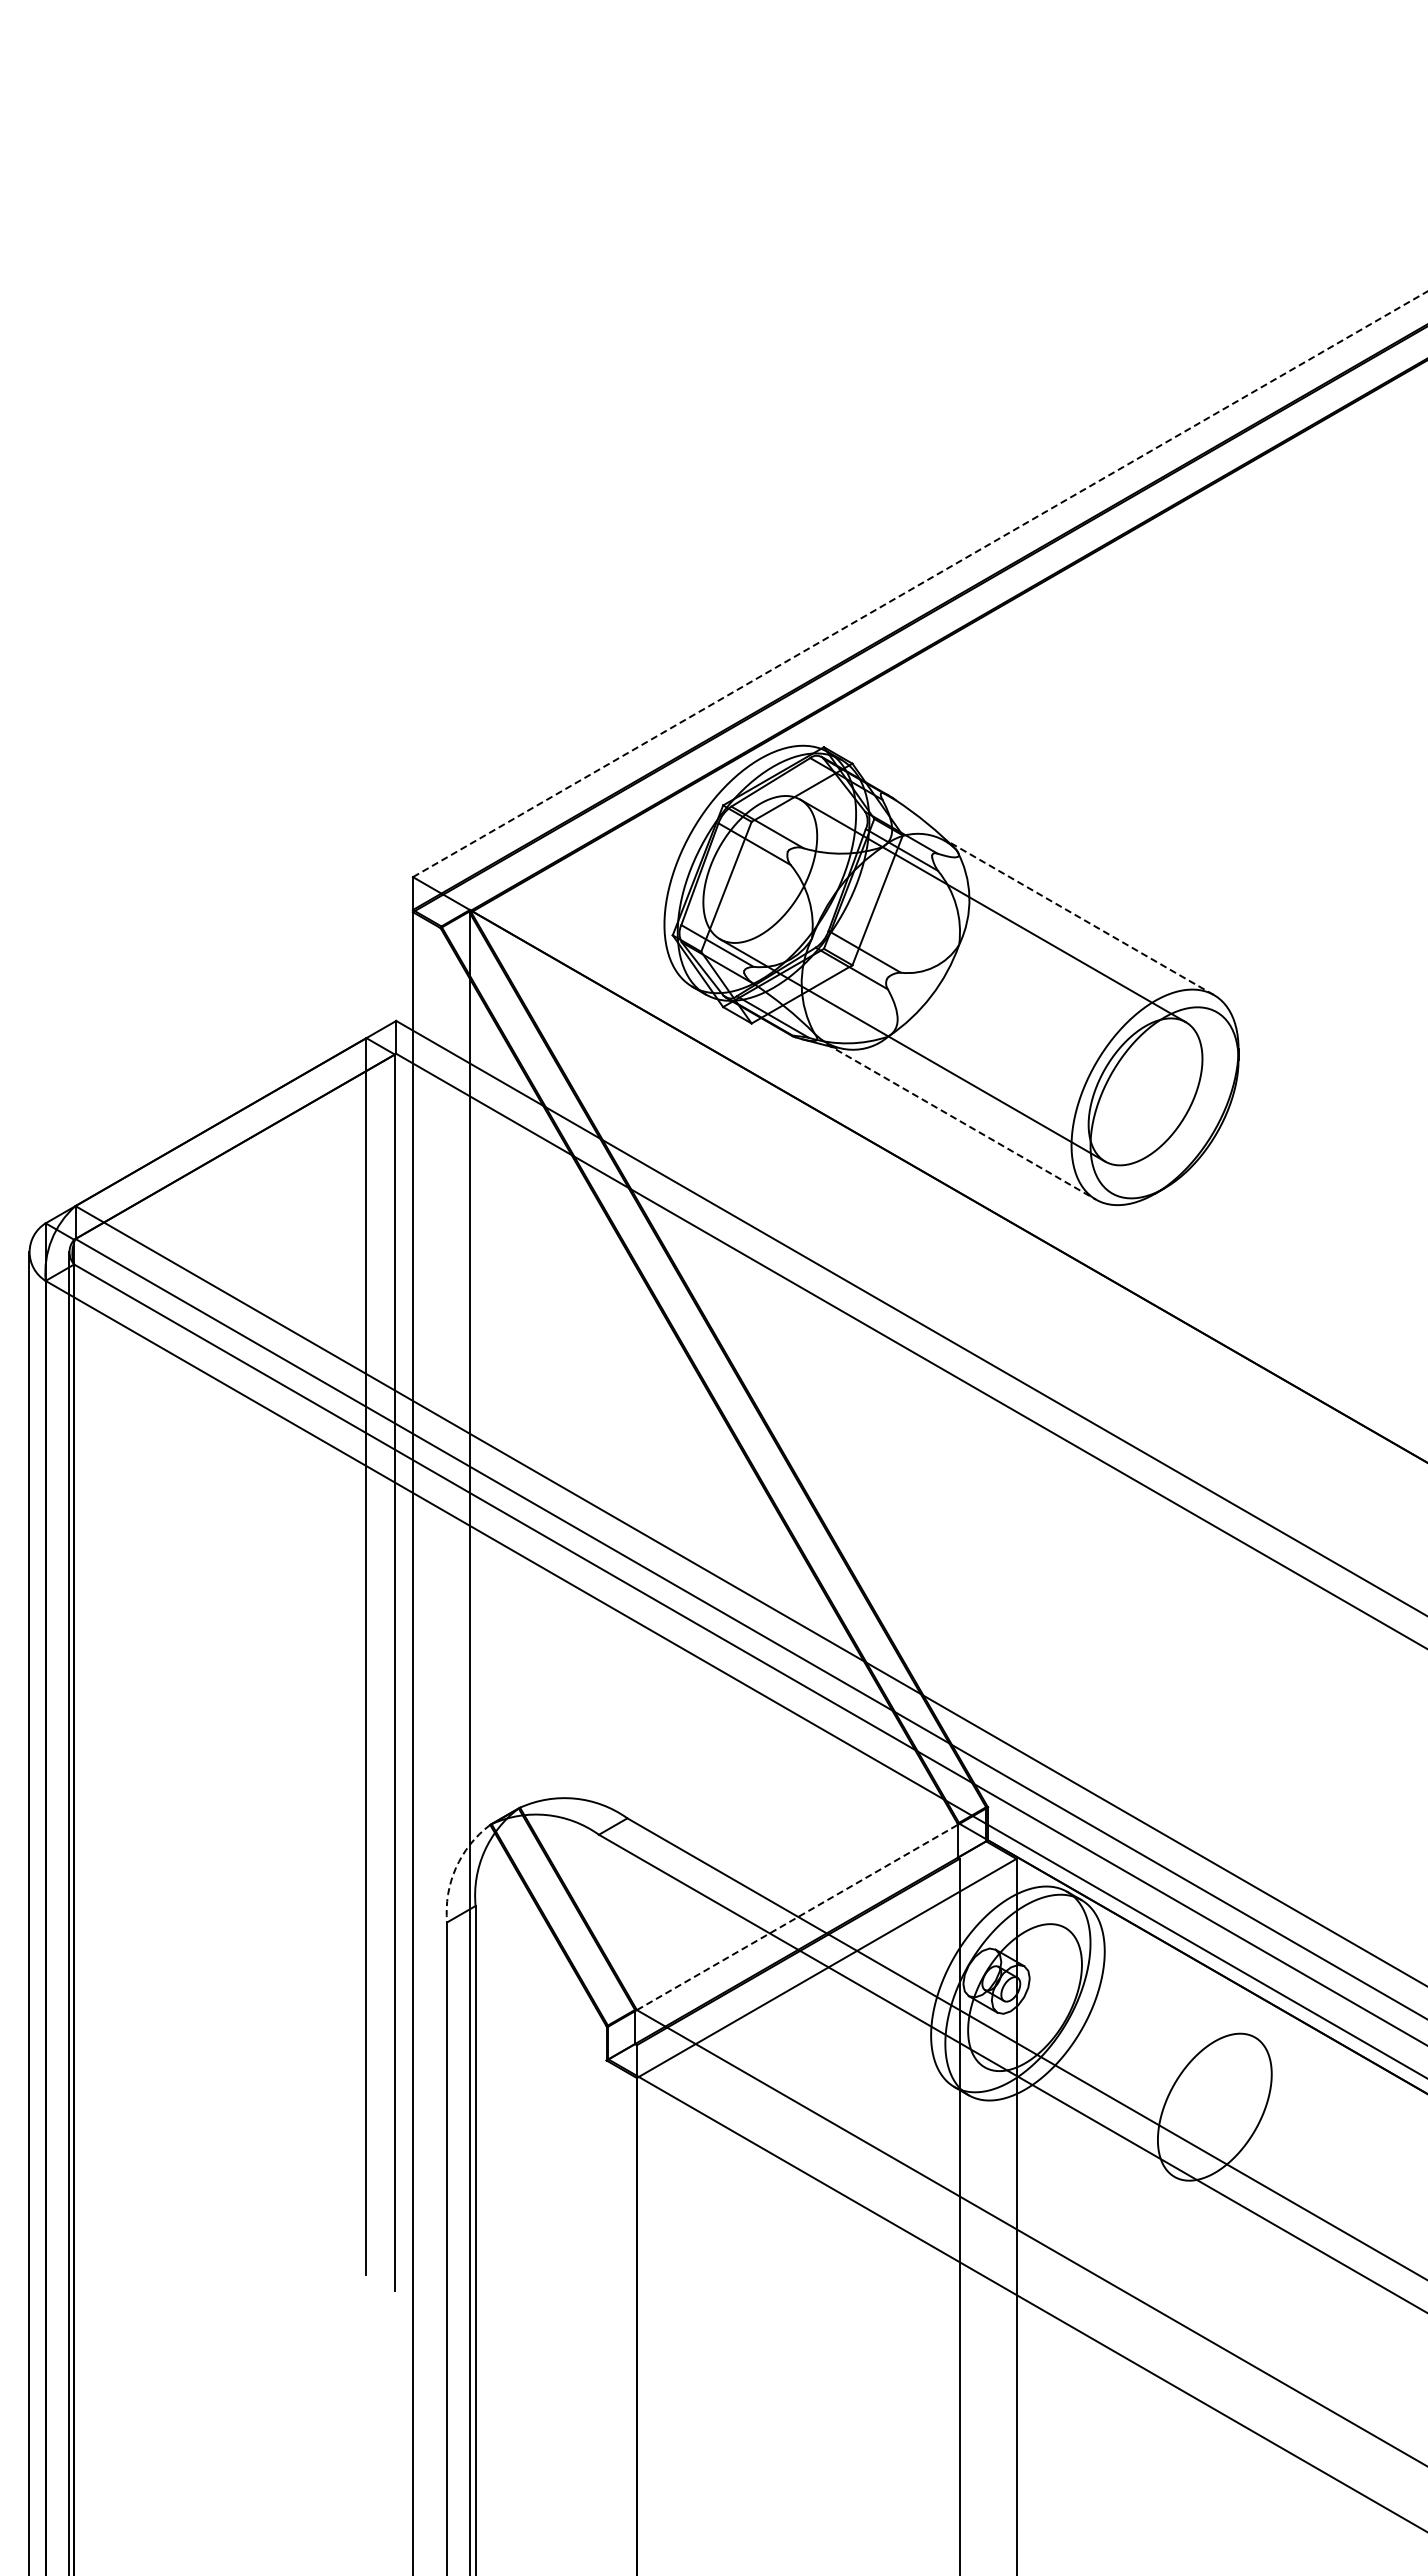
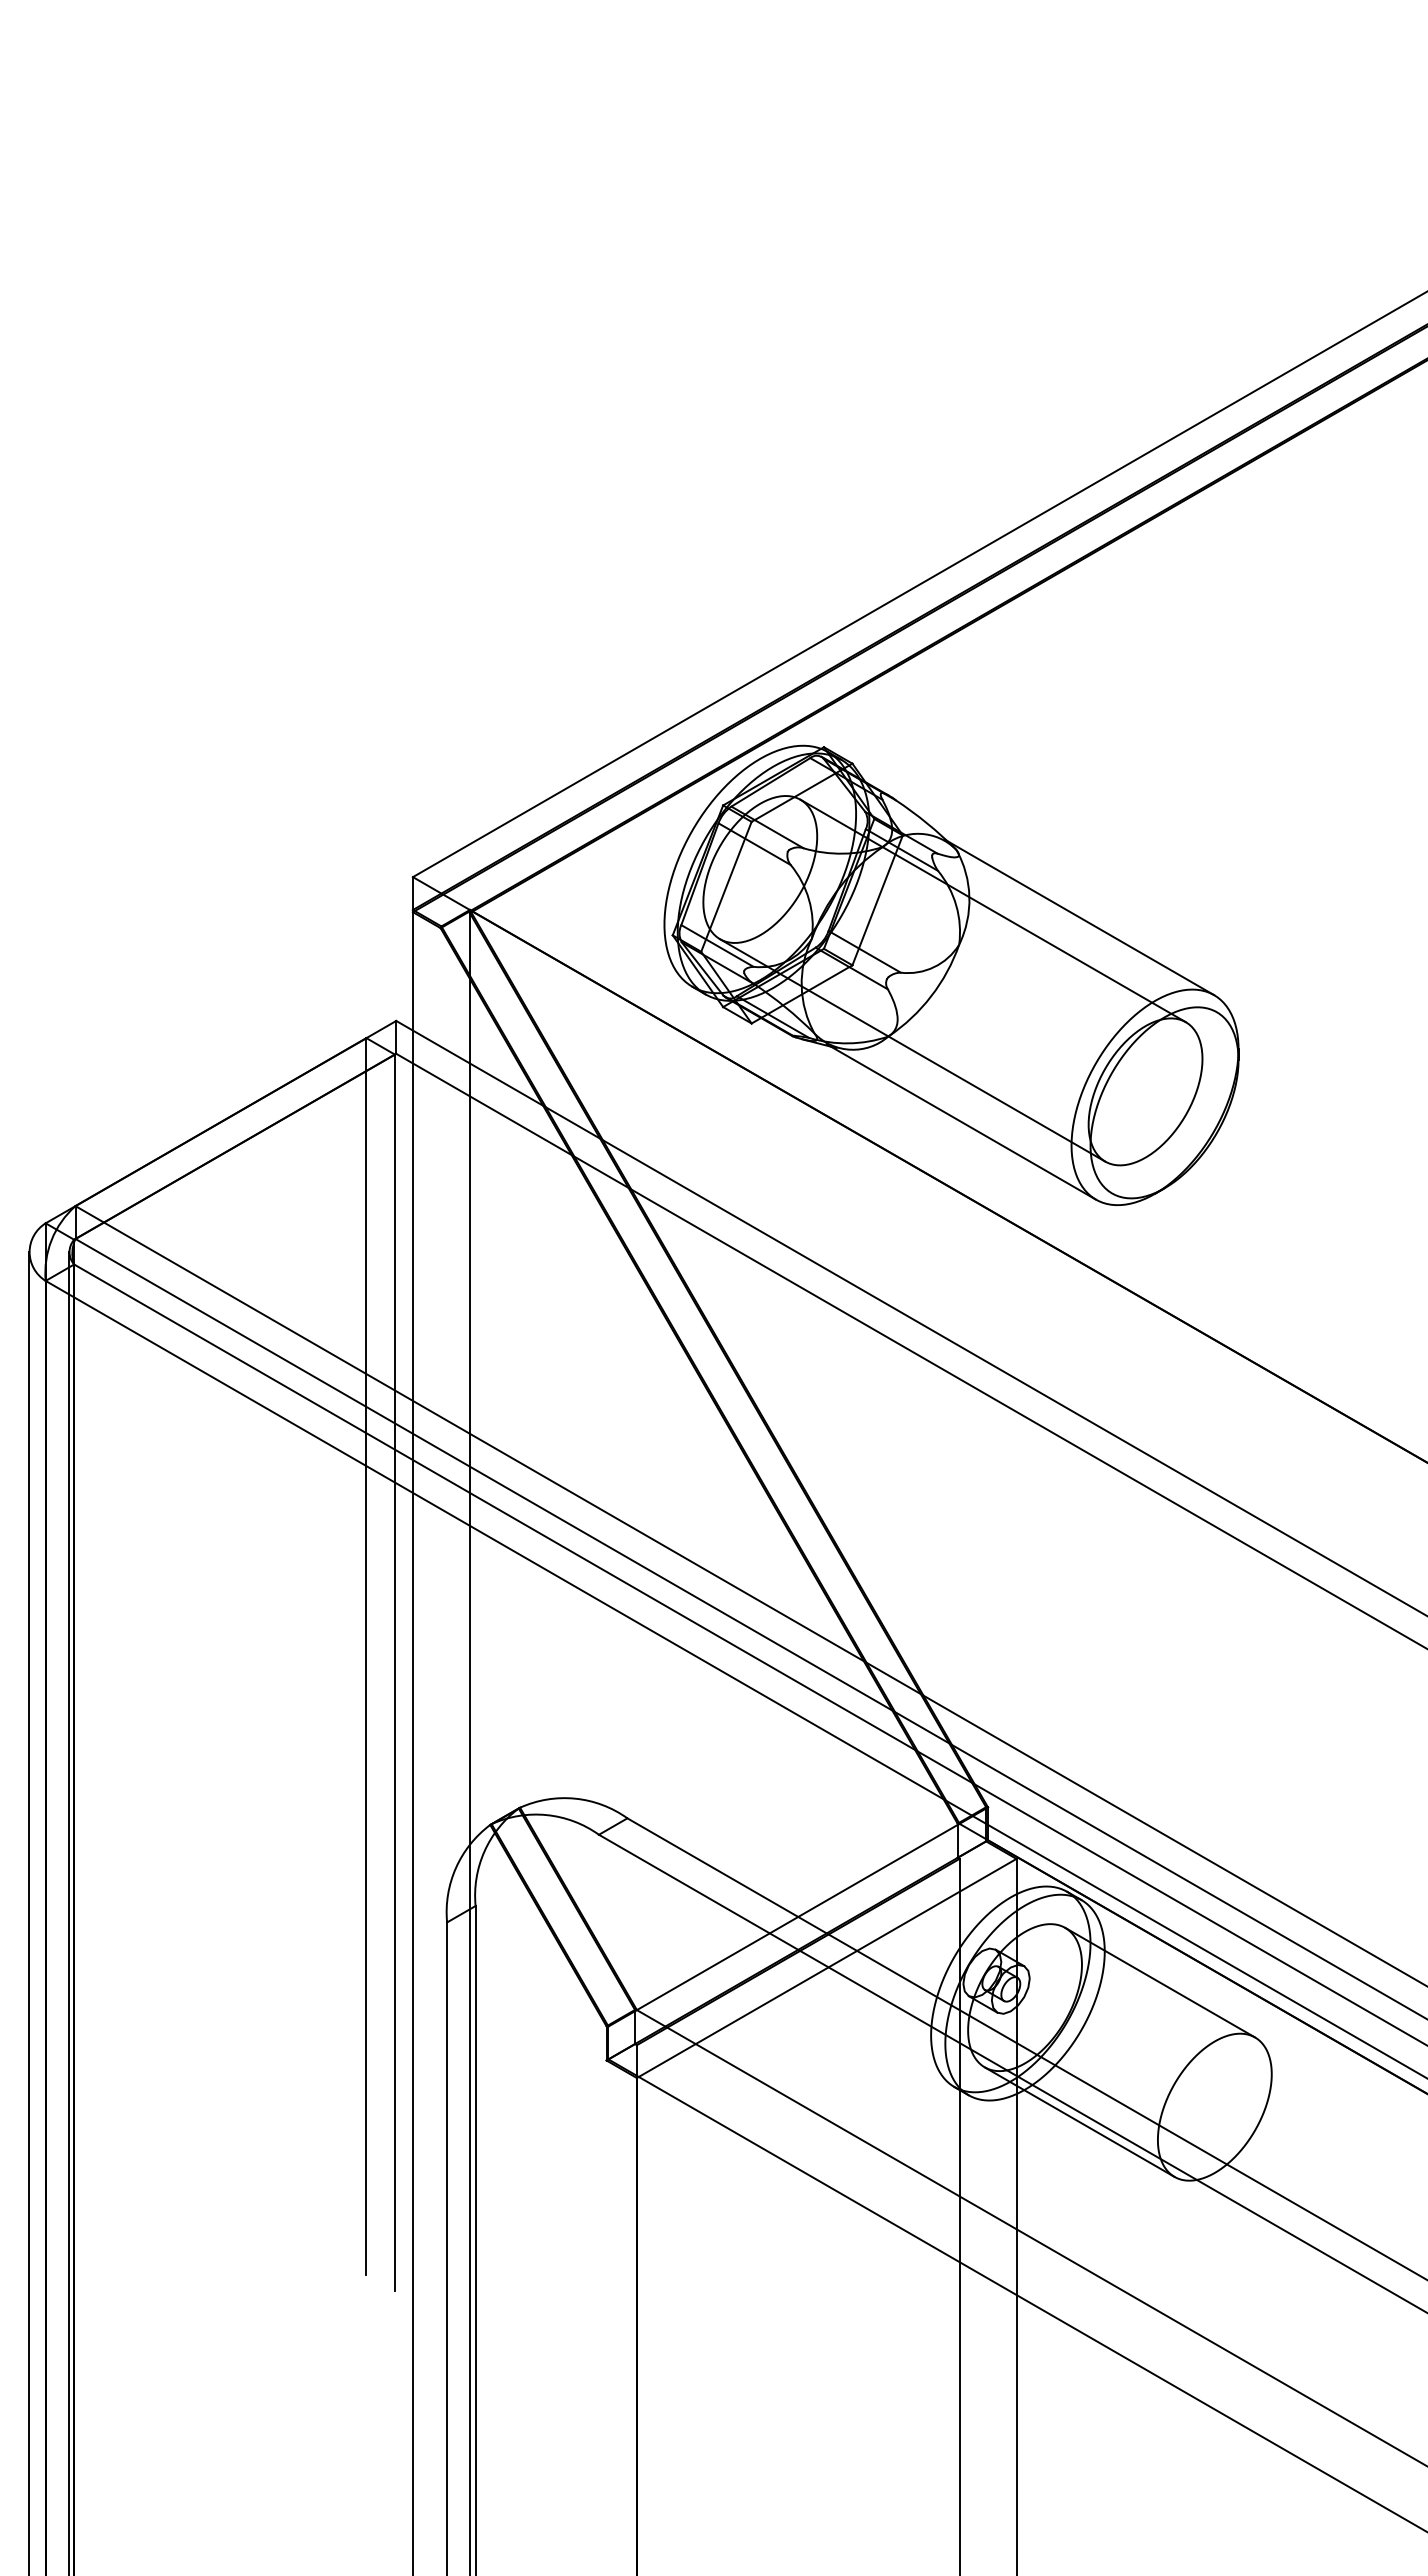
line: dashed -> solid (920, 584)
line: dashed -> solid (1079, 917)
line: dashed -> solid (961, 1121)
arc: dashed -> solid (455, 1868)
line: dashed -> solid (798, 1916)
line: none -> present (1160, 1982)
line: none -> present (1079, 2121)
